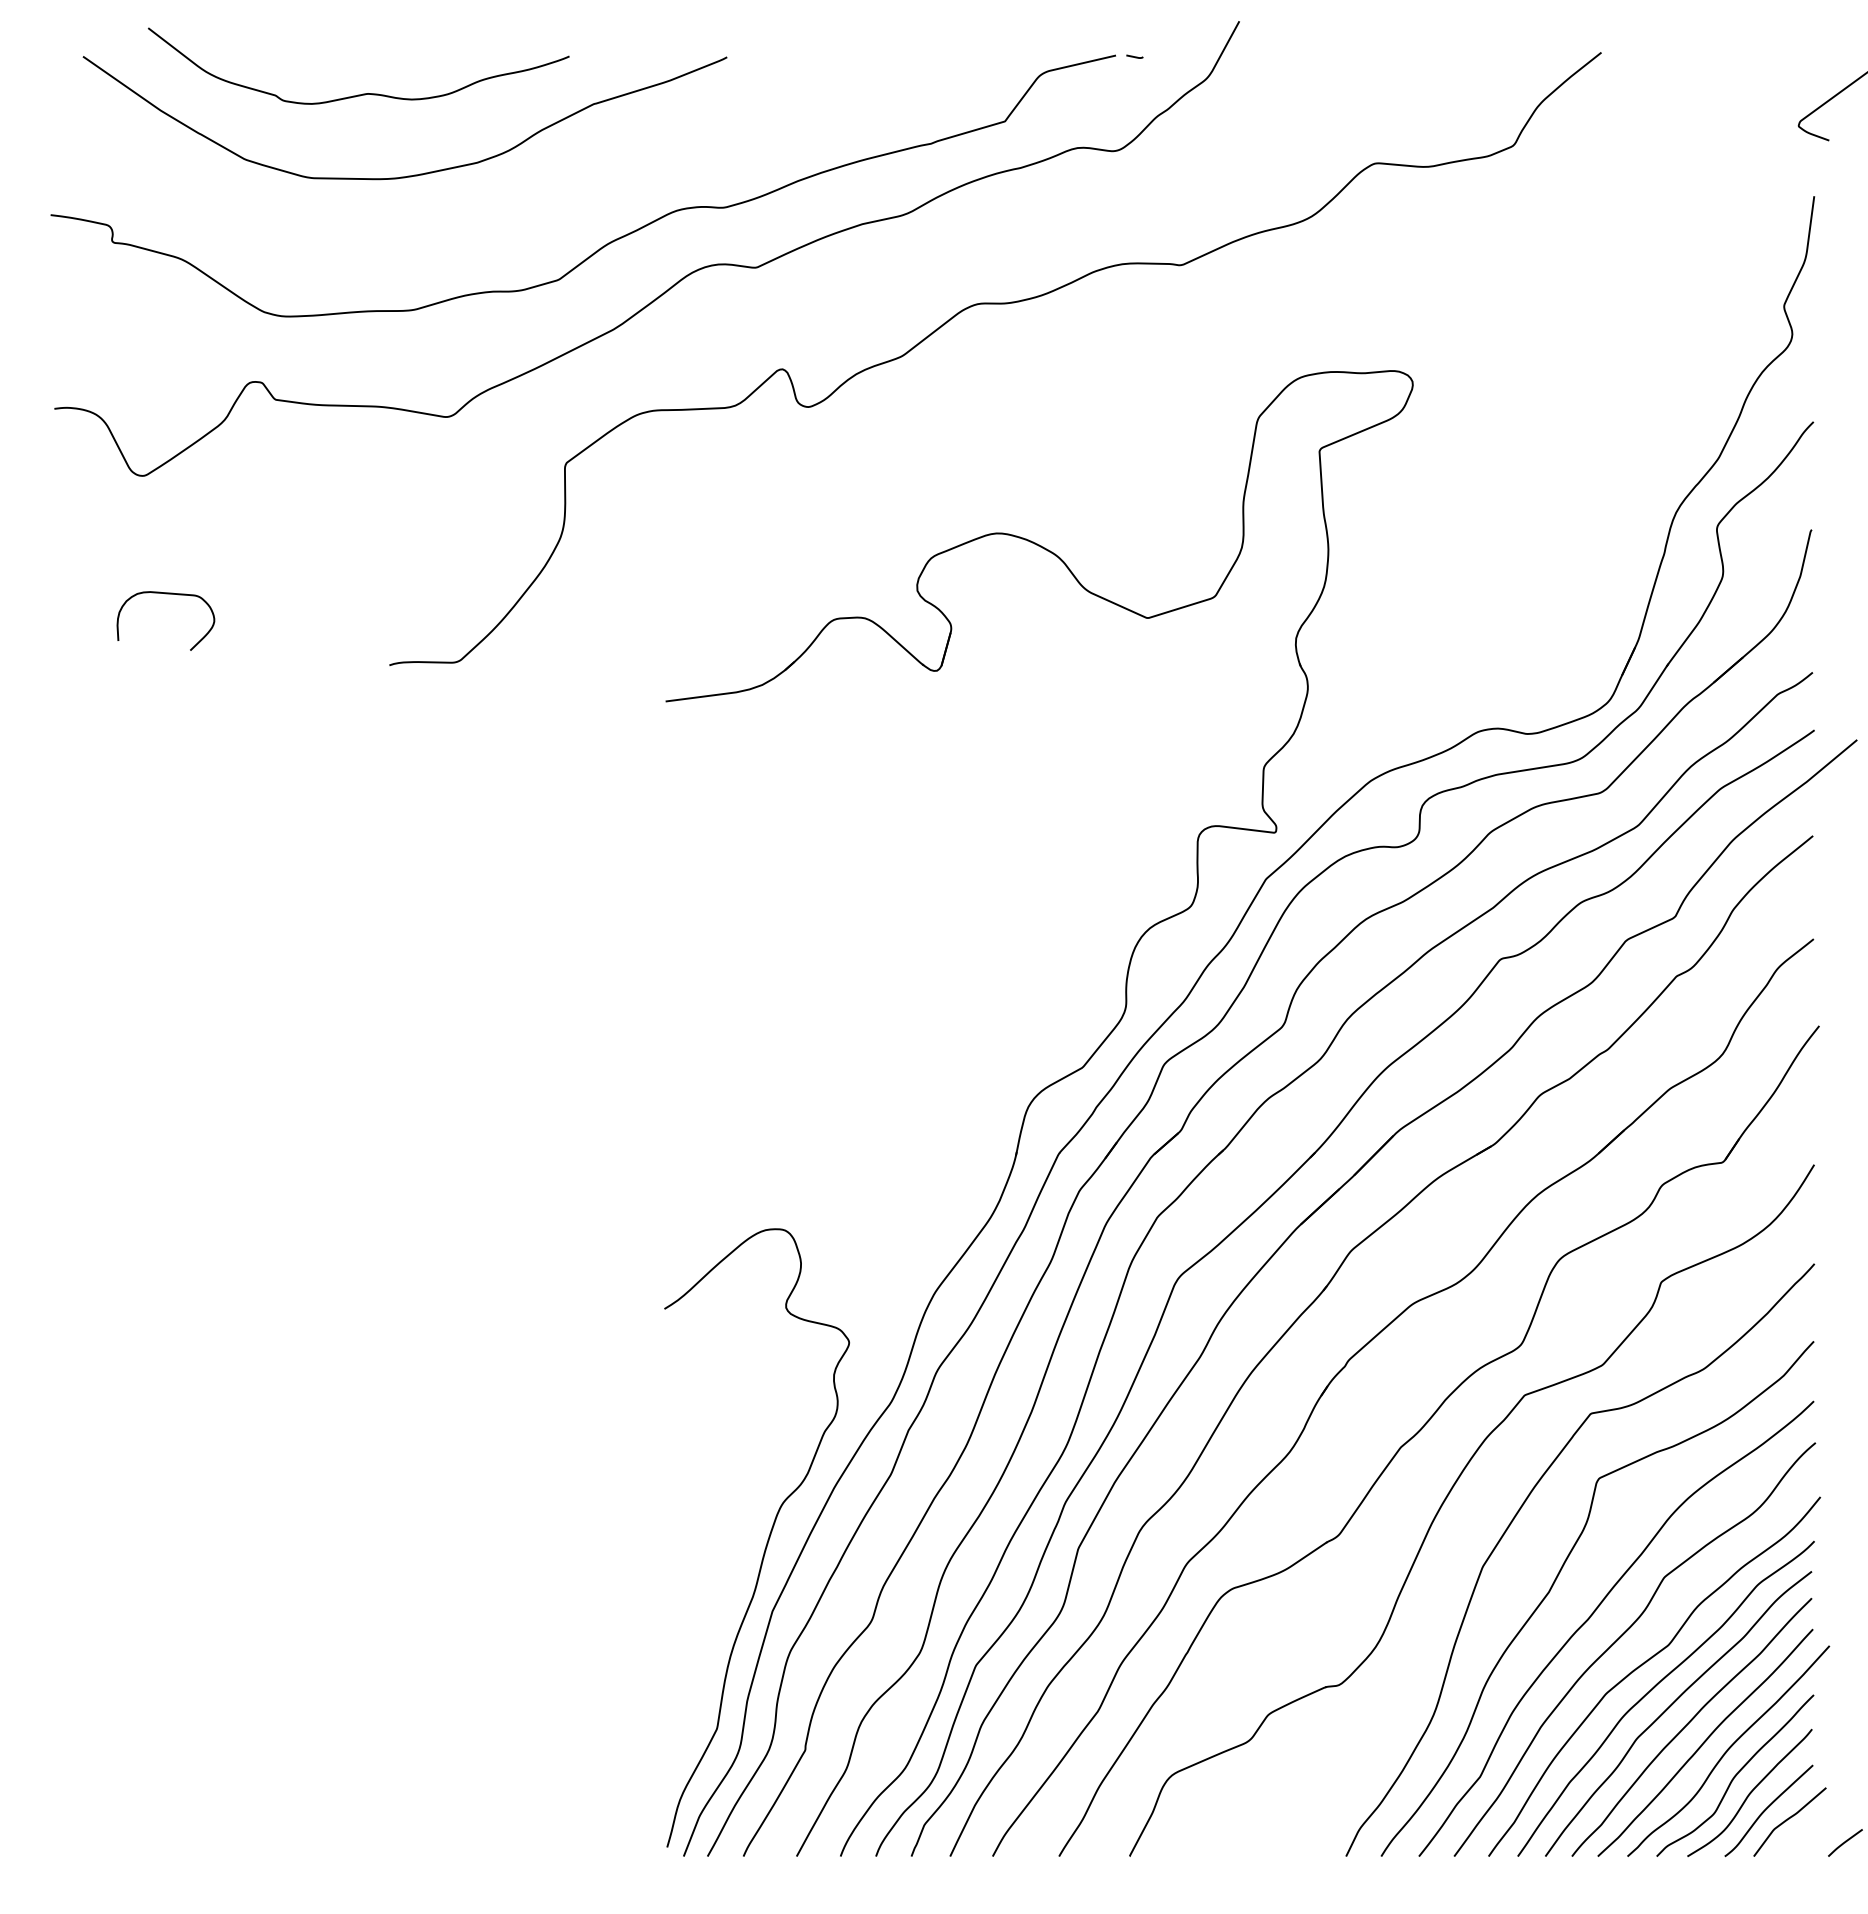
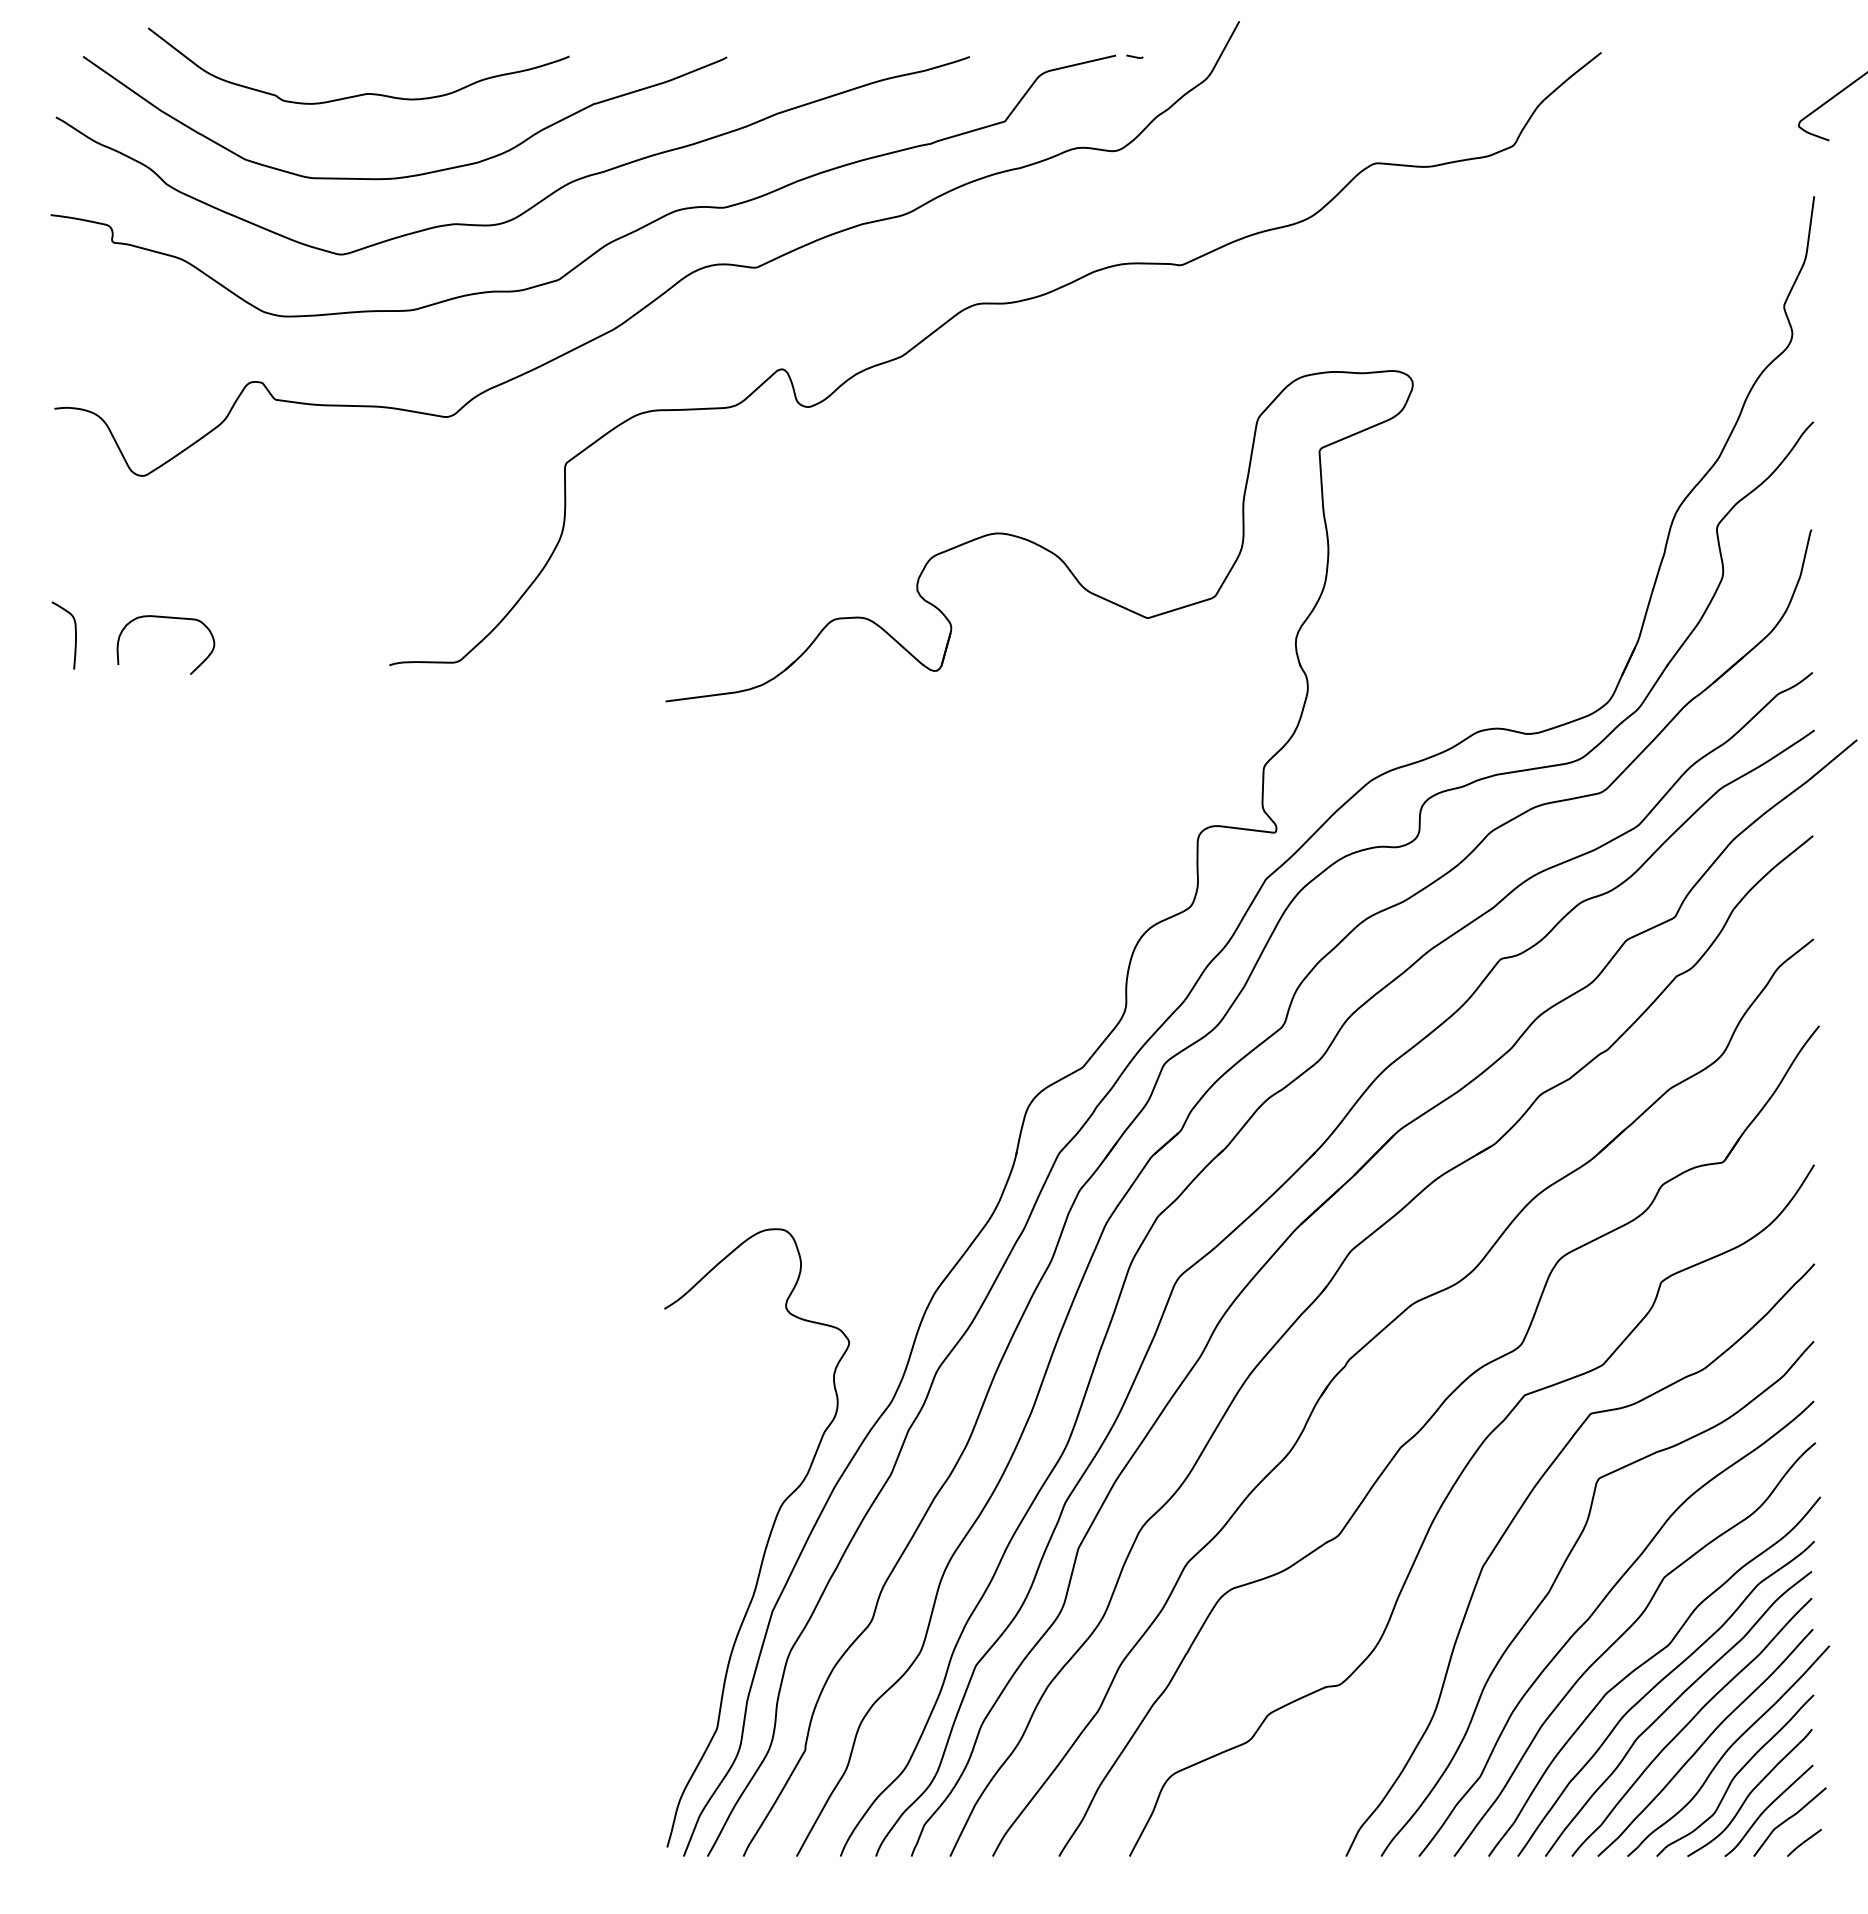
curve: none -> present (541, 199)
curve position: (165, 594) -> (165, 618) (165, 618)
curve: none -> present (75, 635)
line position: (1845, 1842) -> (1804, 1842) (1804, 1842)
